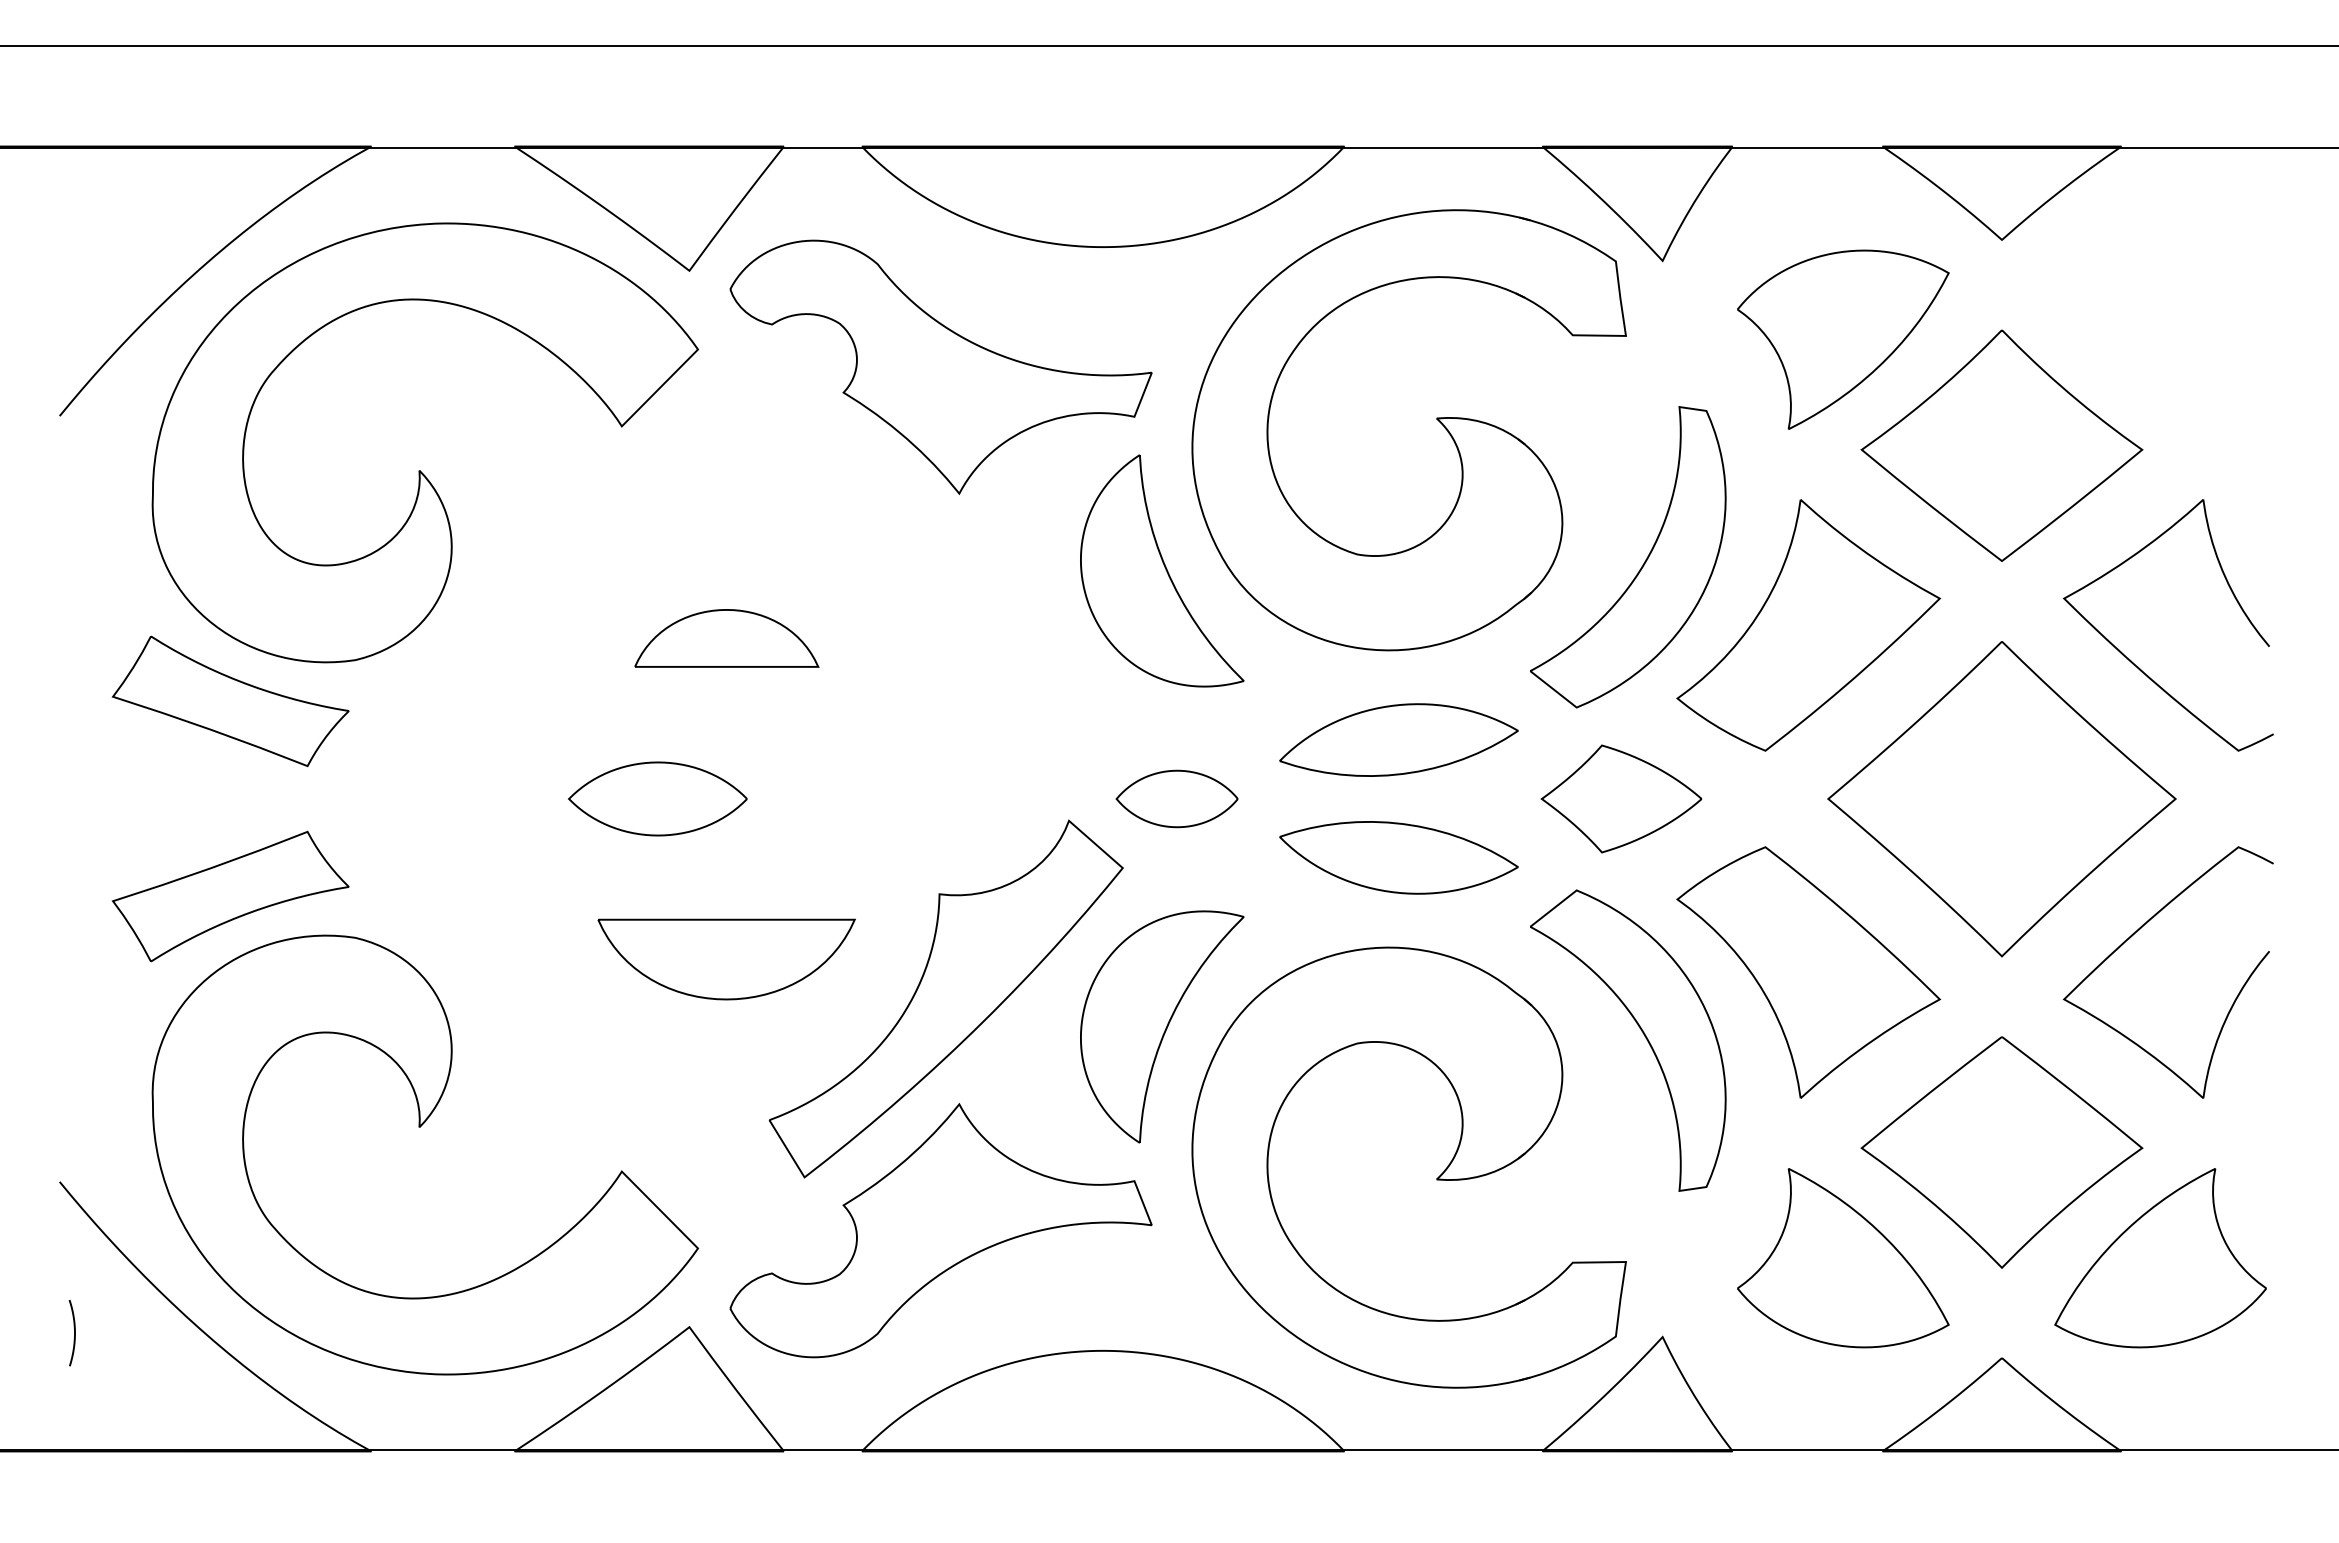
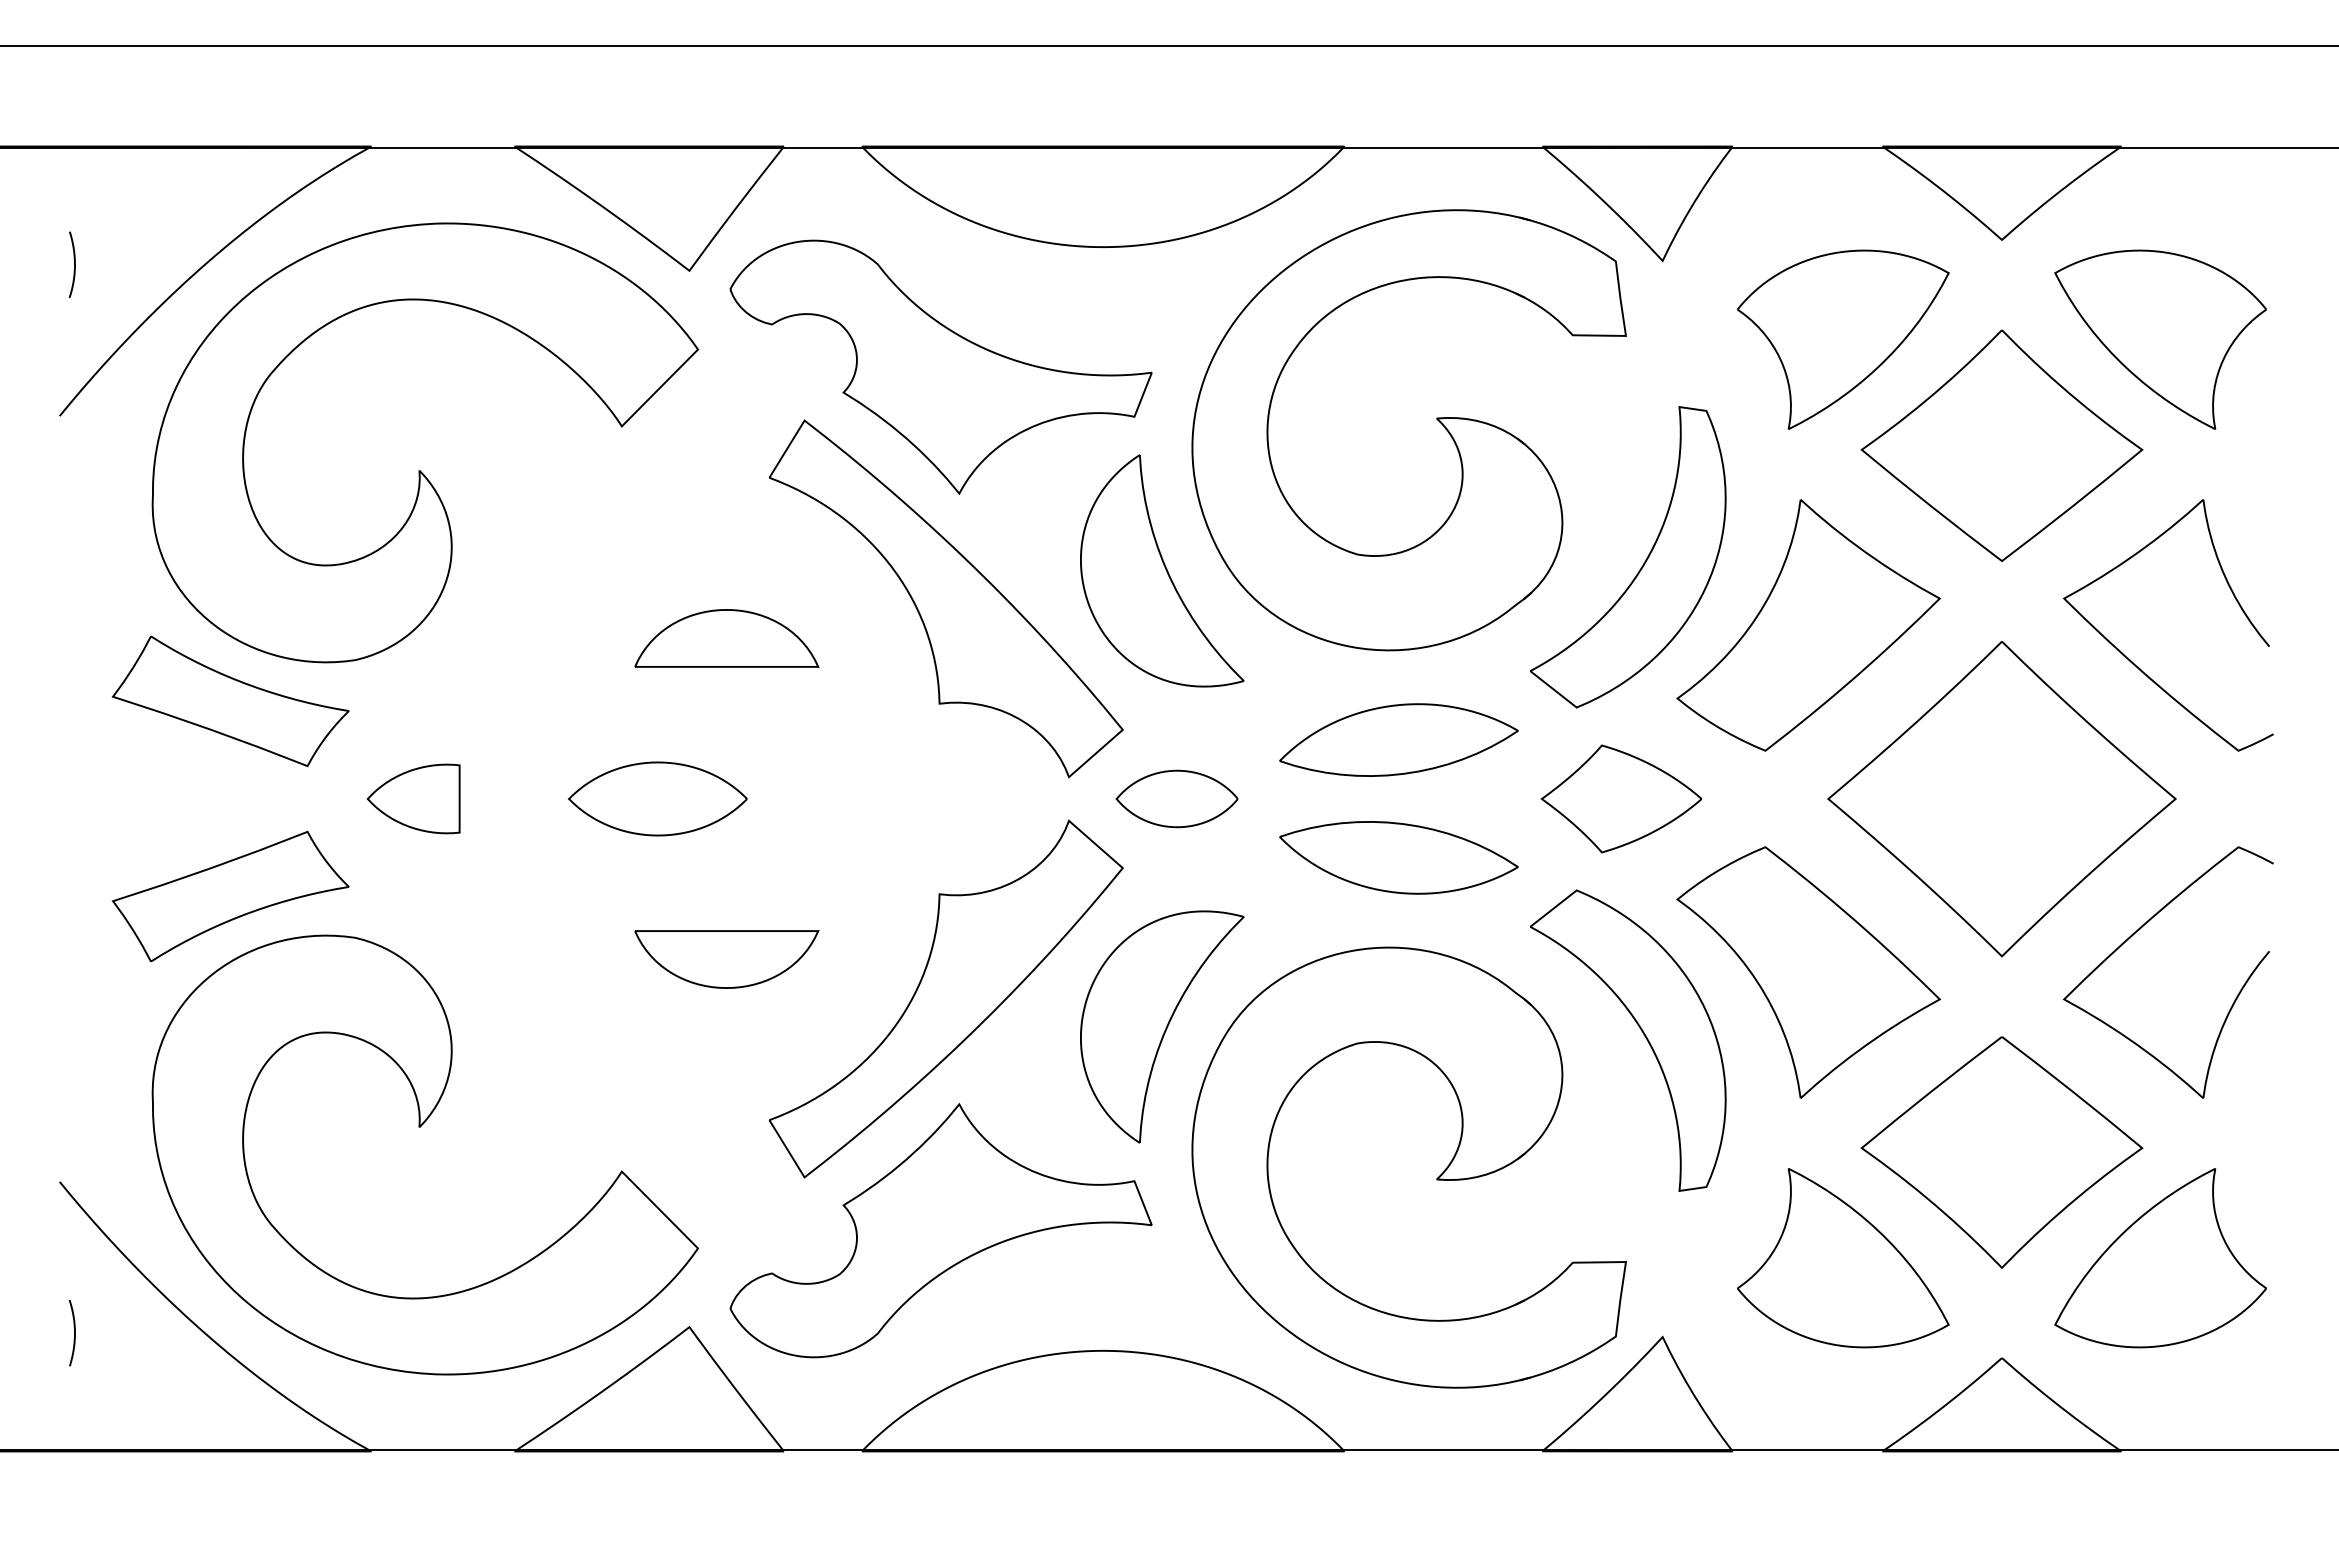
curve: none -> present (74, 264)
part: none -> present (2160, 339)
part: none -> present (945, 598)
part: none -> present (413, 798)
part size: 259x83 px -> 186x59 px (726, 959)
